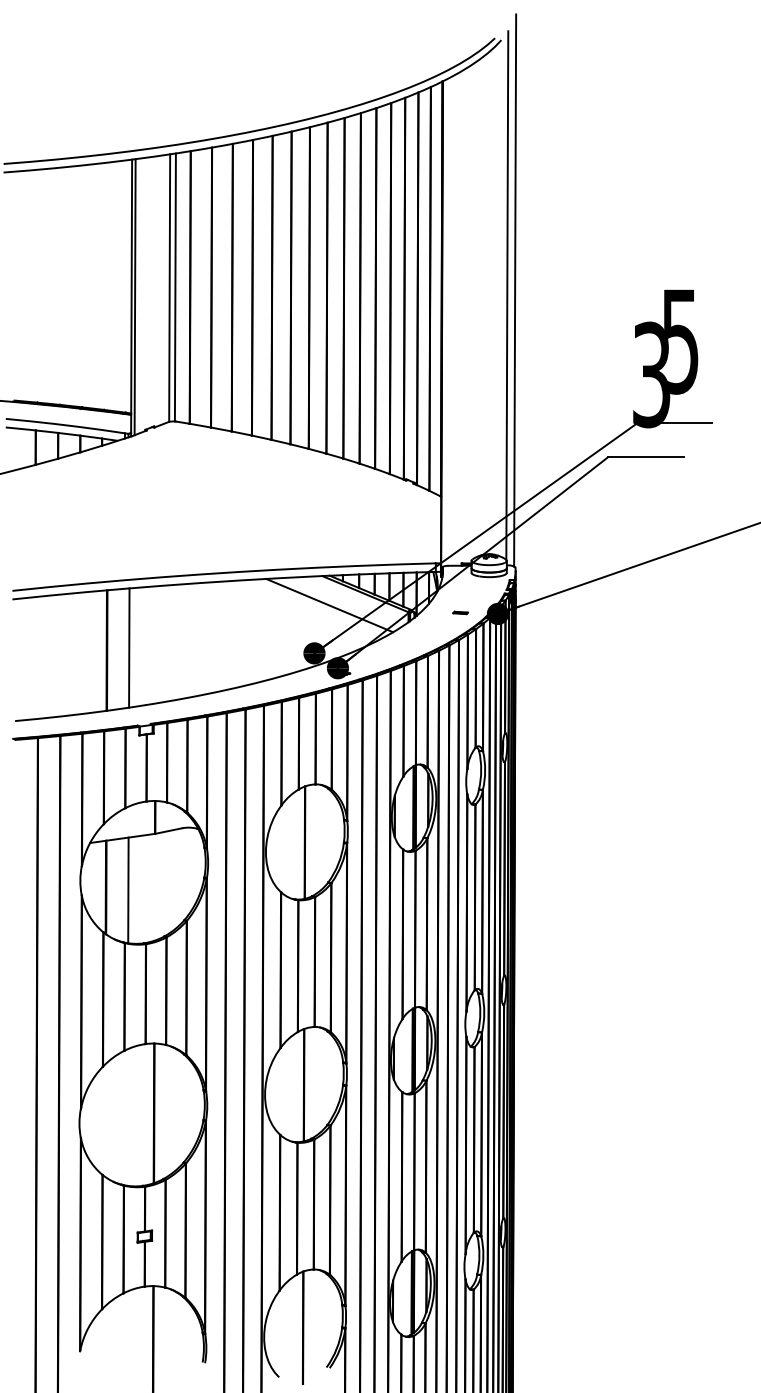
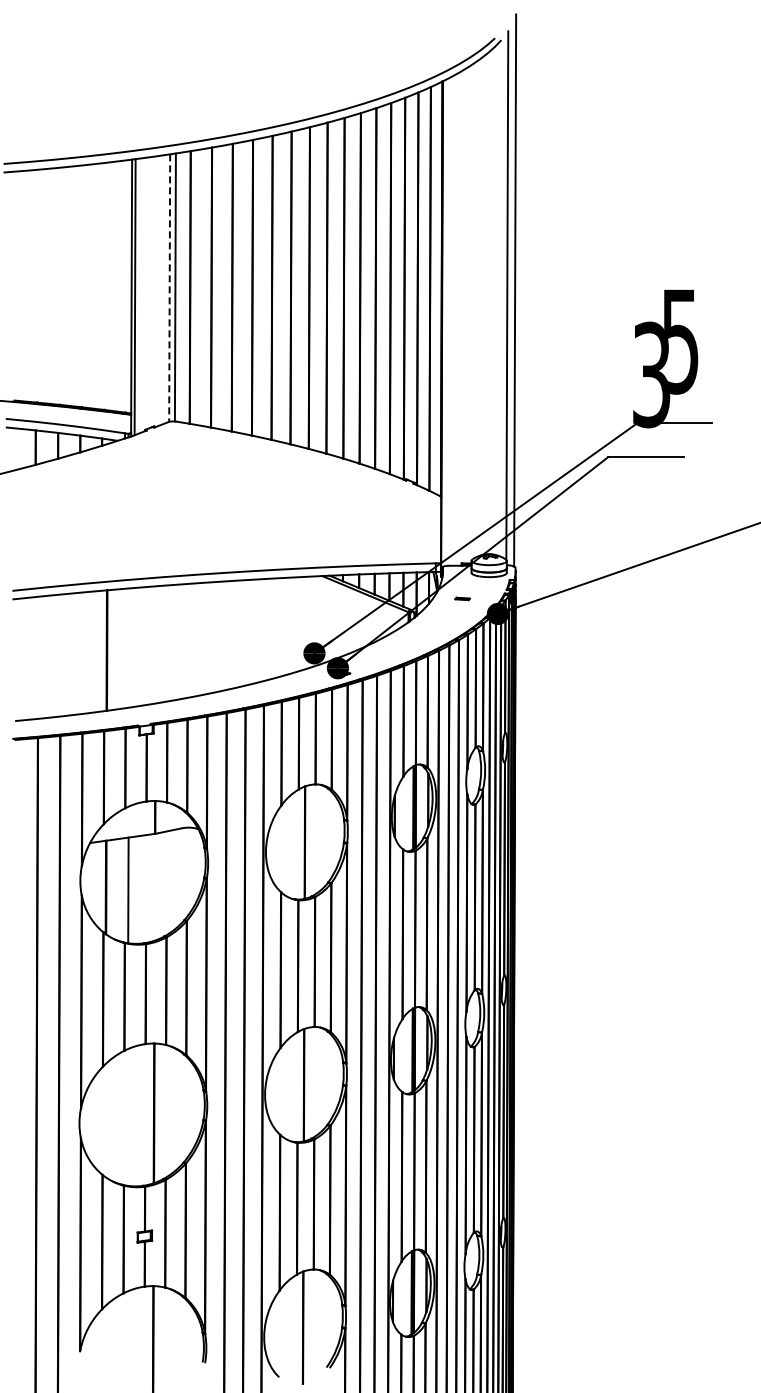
line: solid -> dashed (169, 288)
line: present -> none (329, 605)
part position: (460, 612) -> (462, 598) (462, 598)
line: present -> none (129, 647)
